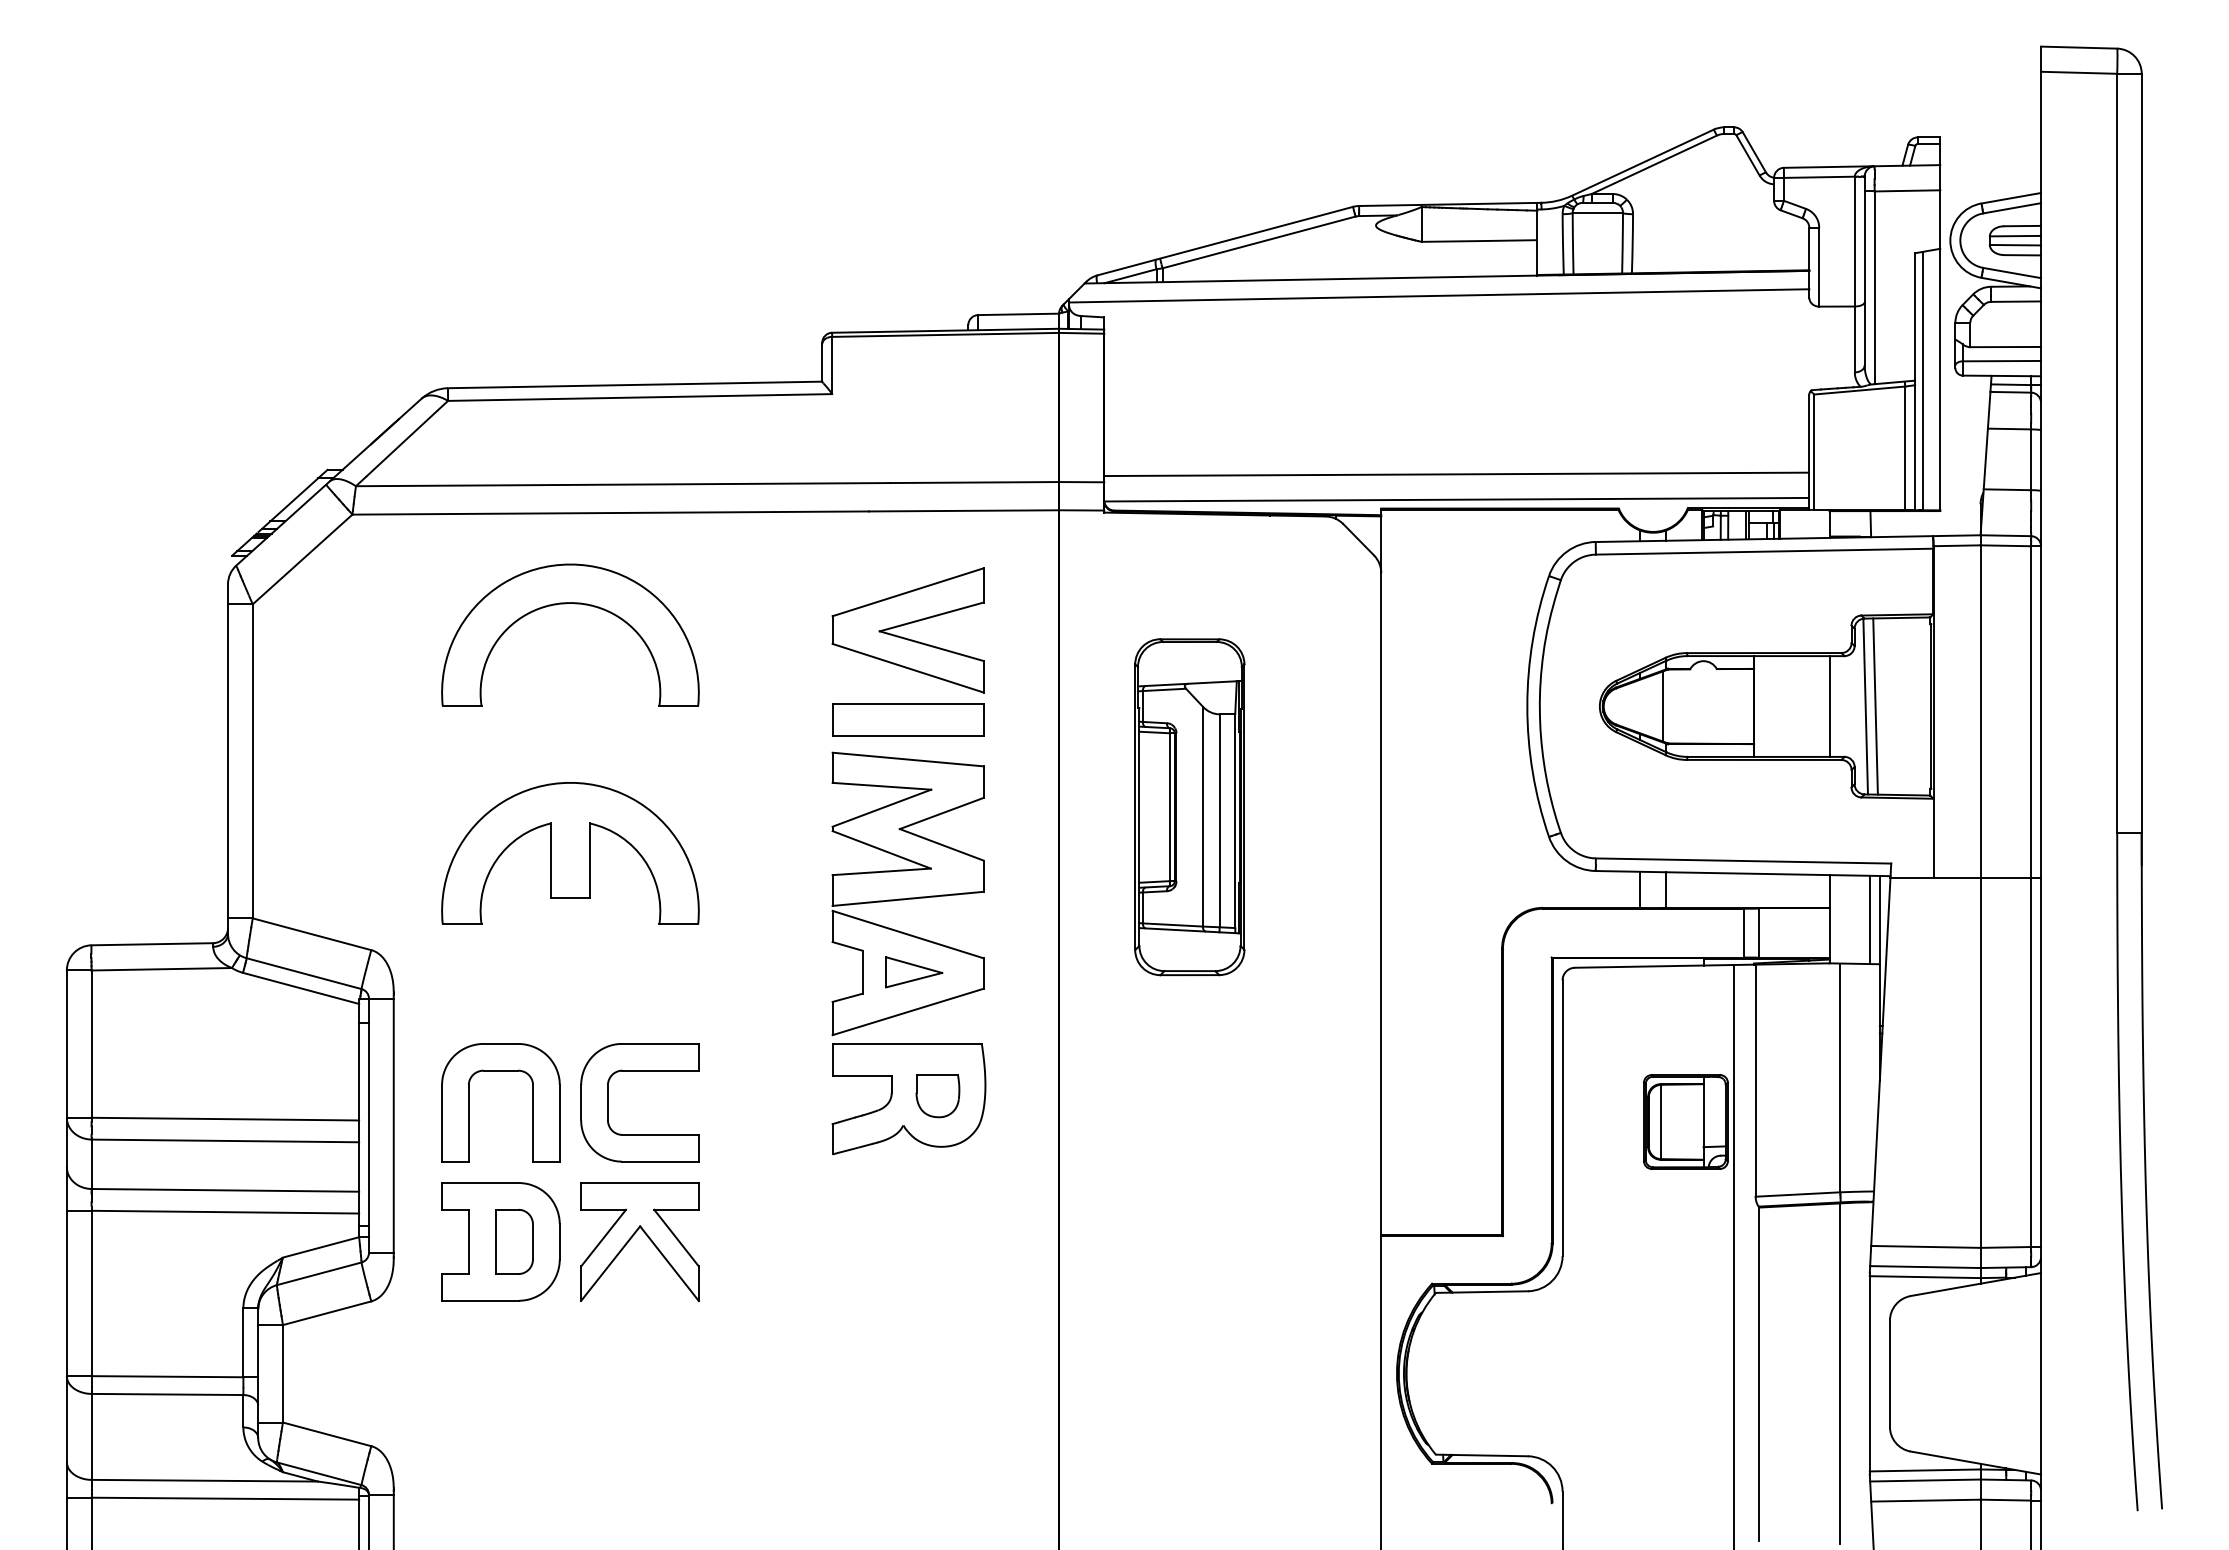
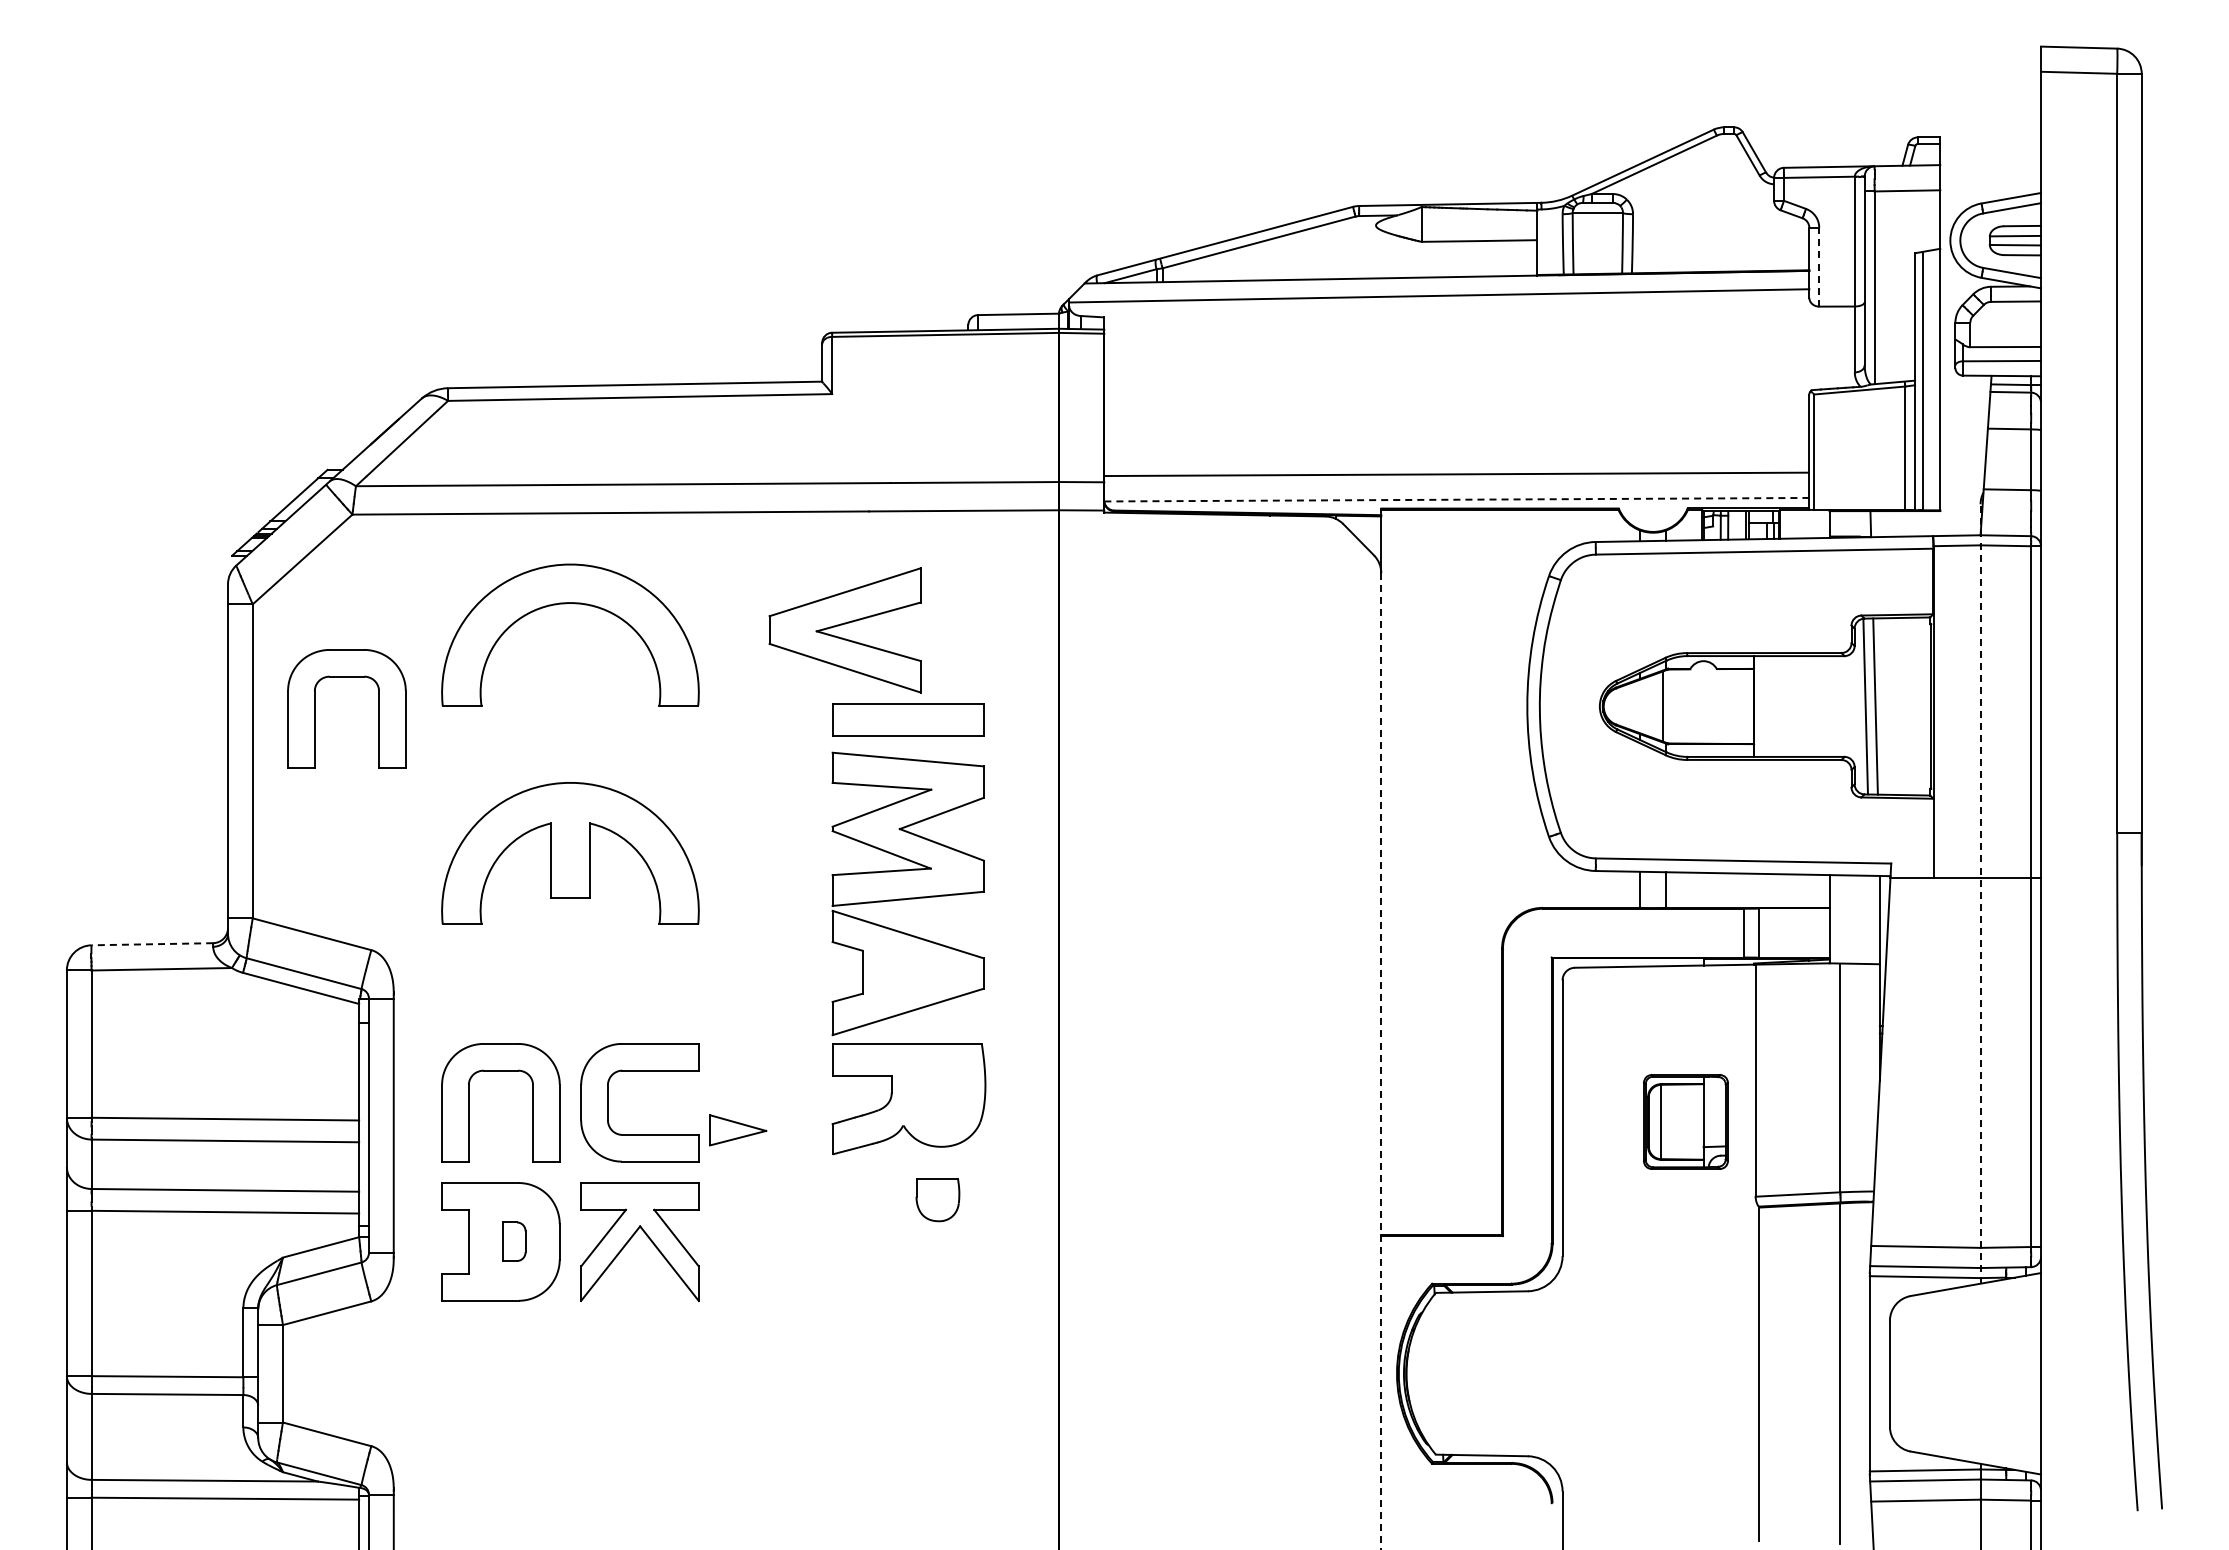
line: solid -> dashed (1819, 266)
line: solid -> dashed (1458, 499)
part position: (907, 630) -> (844, 630) (844, 630)
part: none -> present (346, 677)
line: present -> none (1829, 706)
part: present -> none (1189, 807)
line: solid -> dashed (1980, 894)
line: present -> none (1869, 919)
line: solid -> dashed (152, 944)
part position: (914, 972) -> (738, 1130) (738, 1130)
line: solid -> dashed (1381, 1061)
part position: (937, 1096) -> (937, 1200) (937, 1200)
part size: 39x67 px -> 25x41 px (514, 1241)
line: present -> none (1733, 1255)
